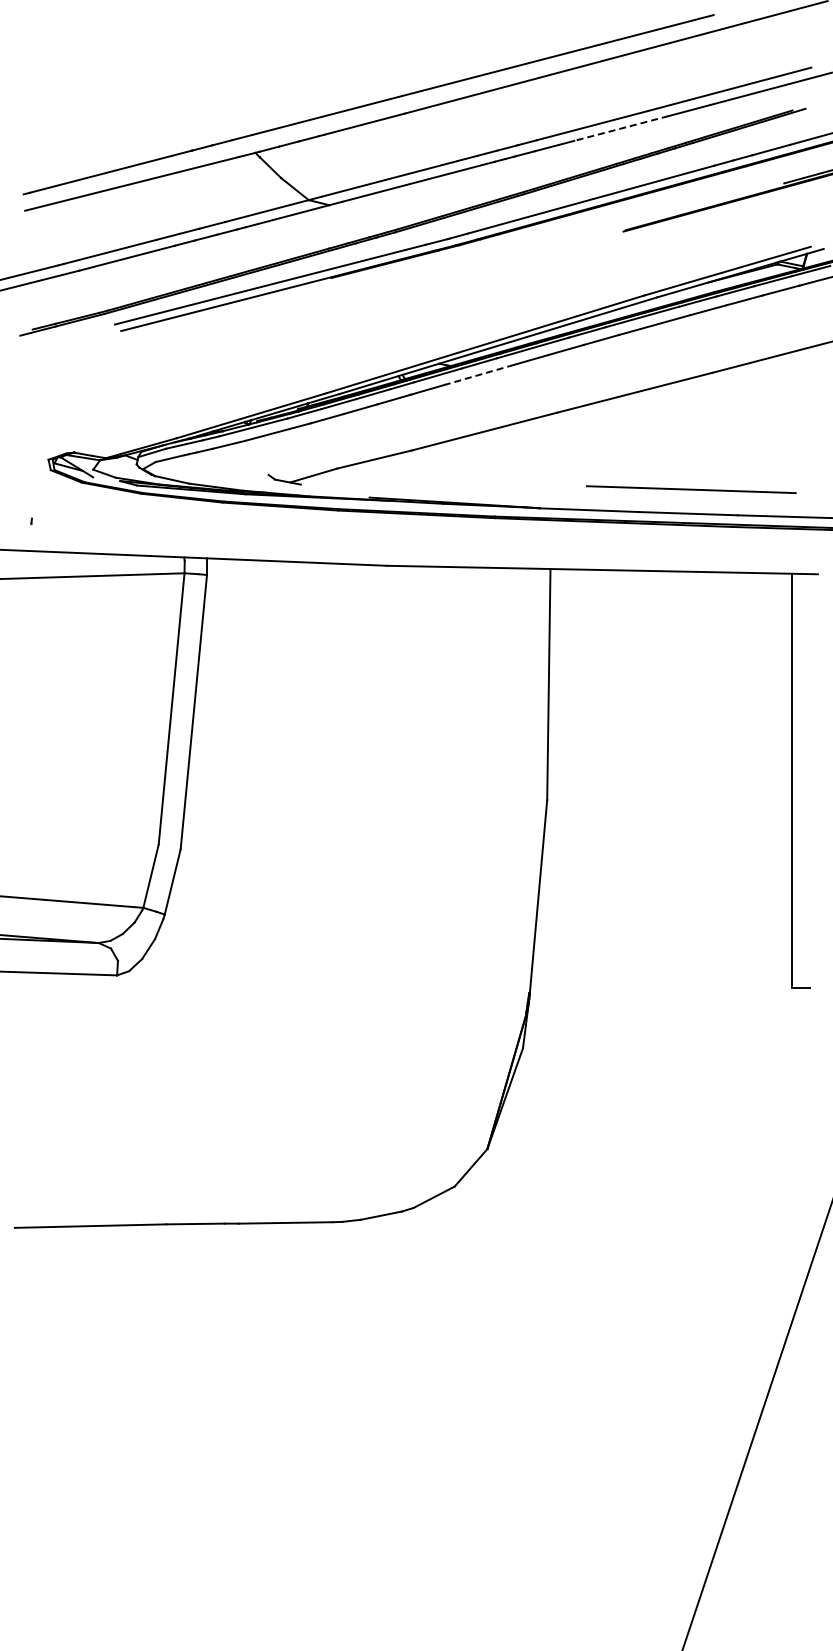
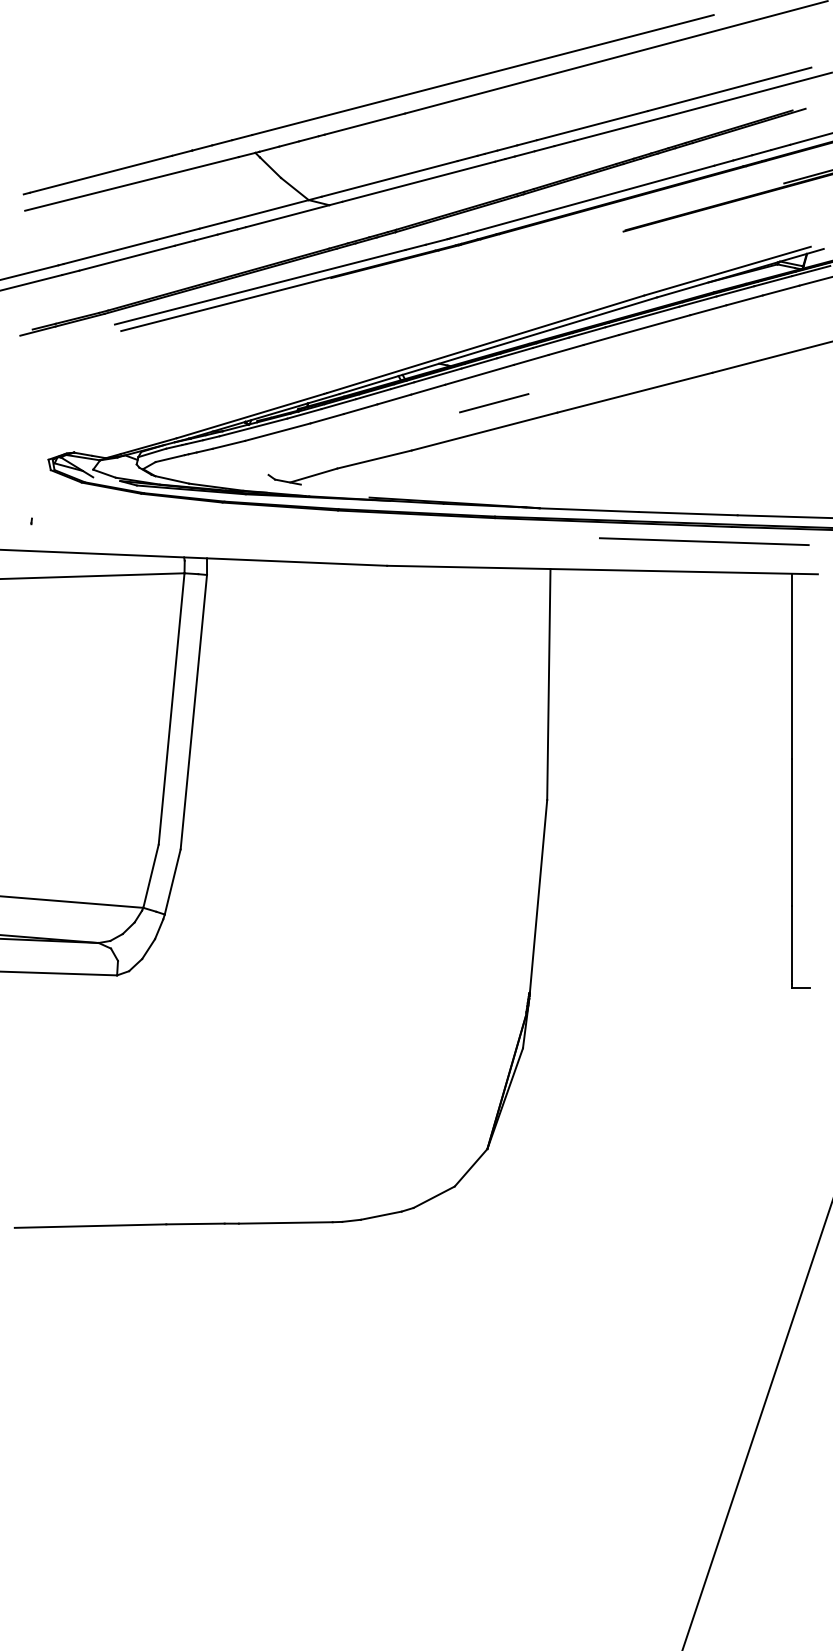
line: dashed -> solid (621, 128)
line: dashed -> solid (479, 374)
line: none -> present (494, 403)
line position: (691, 489) -> (704, 541) (704, 541)
